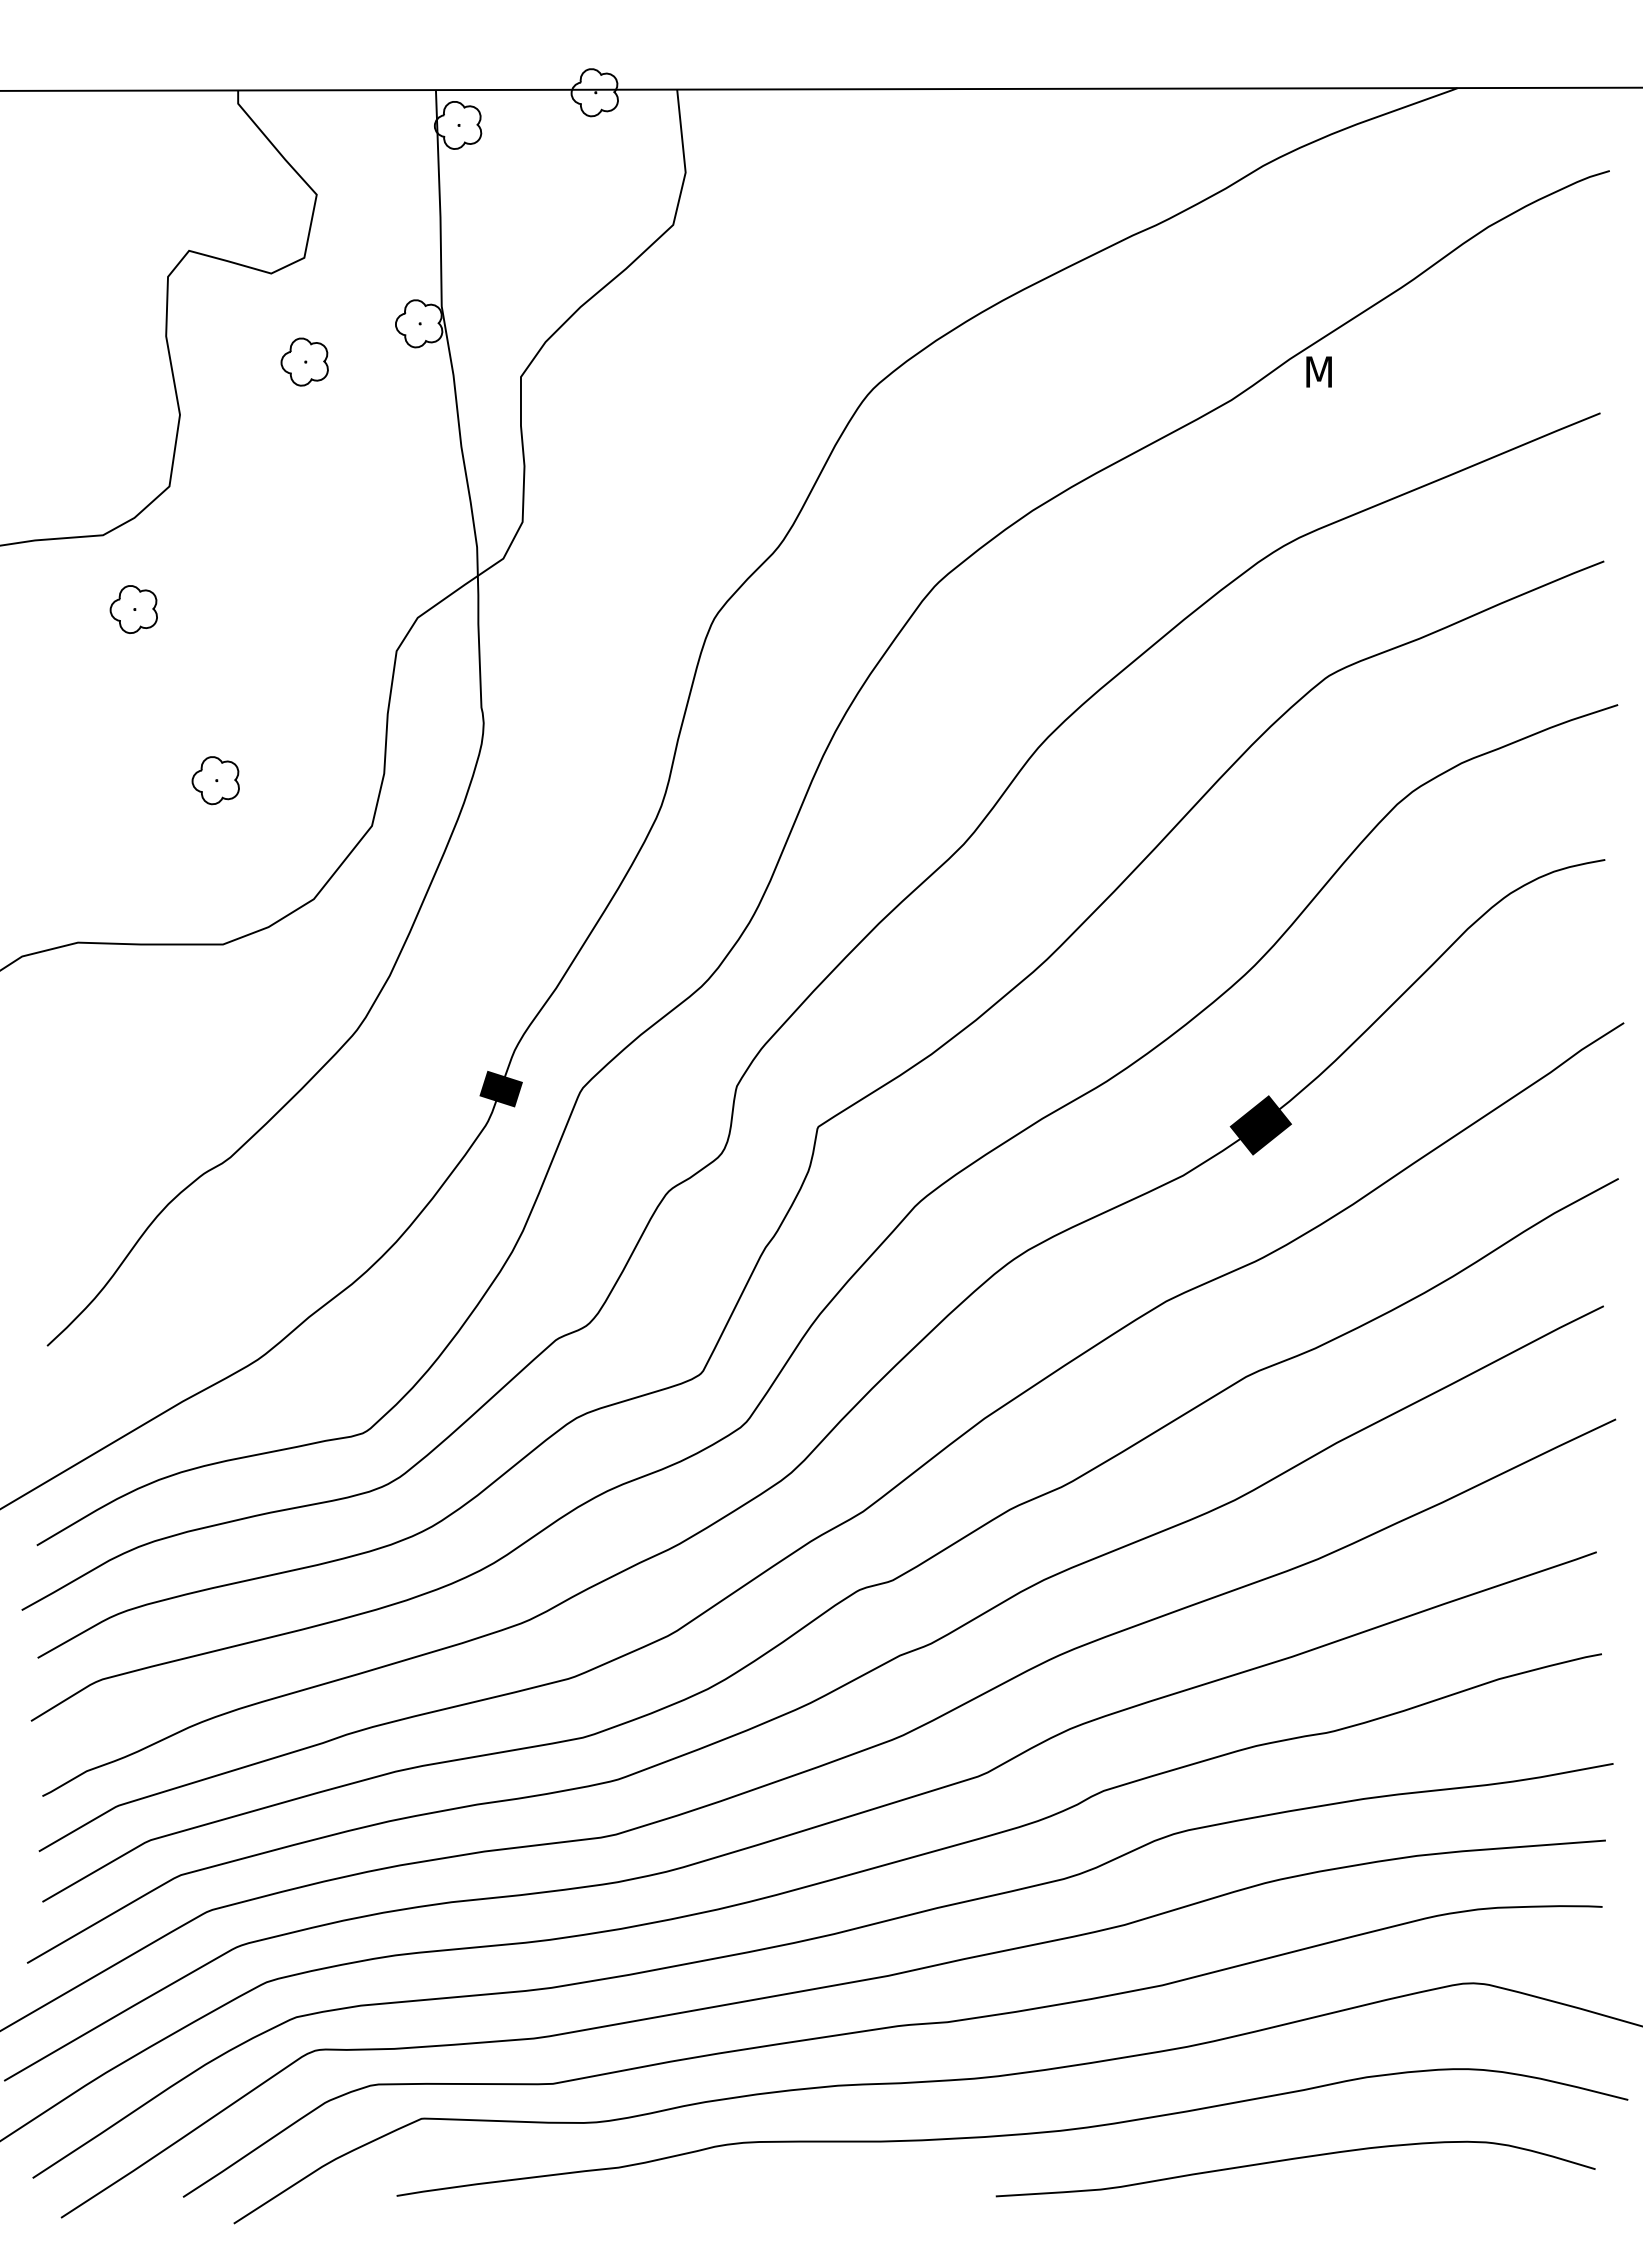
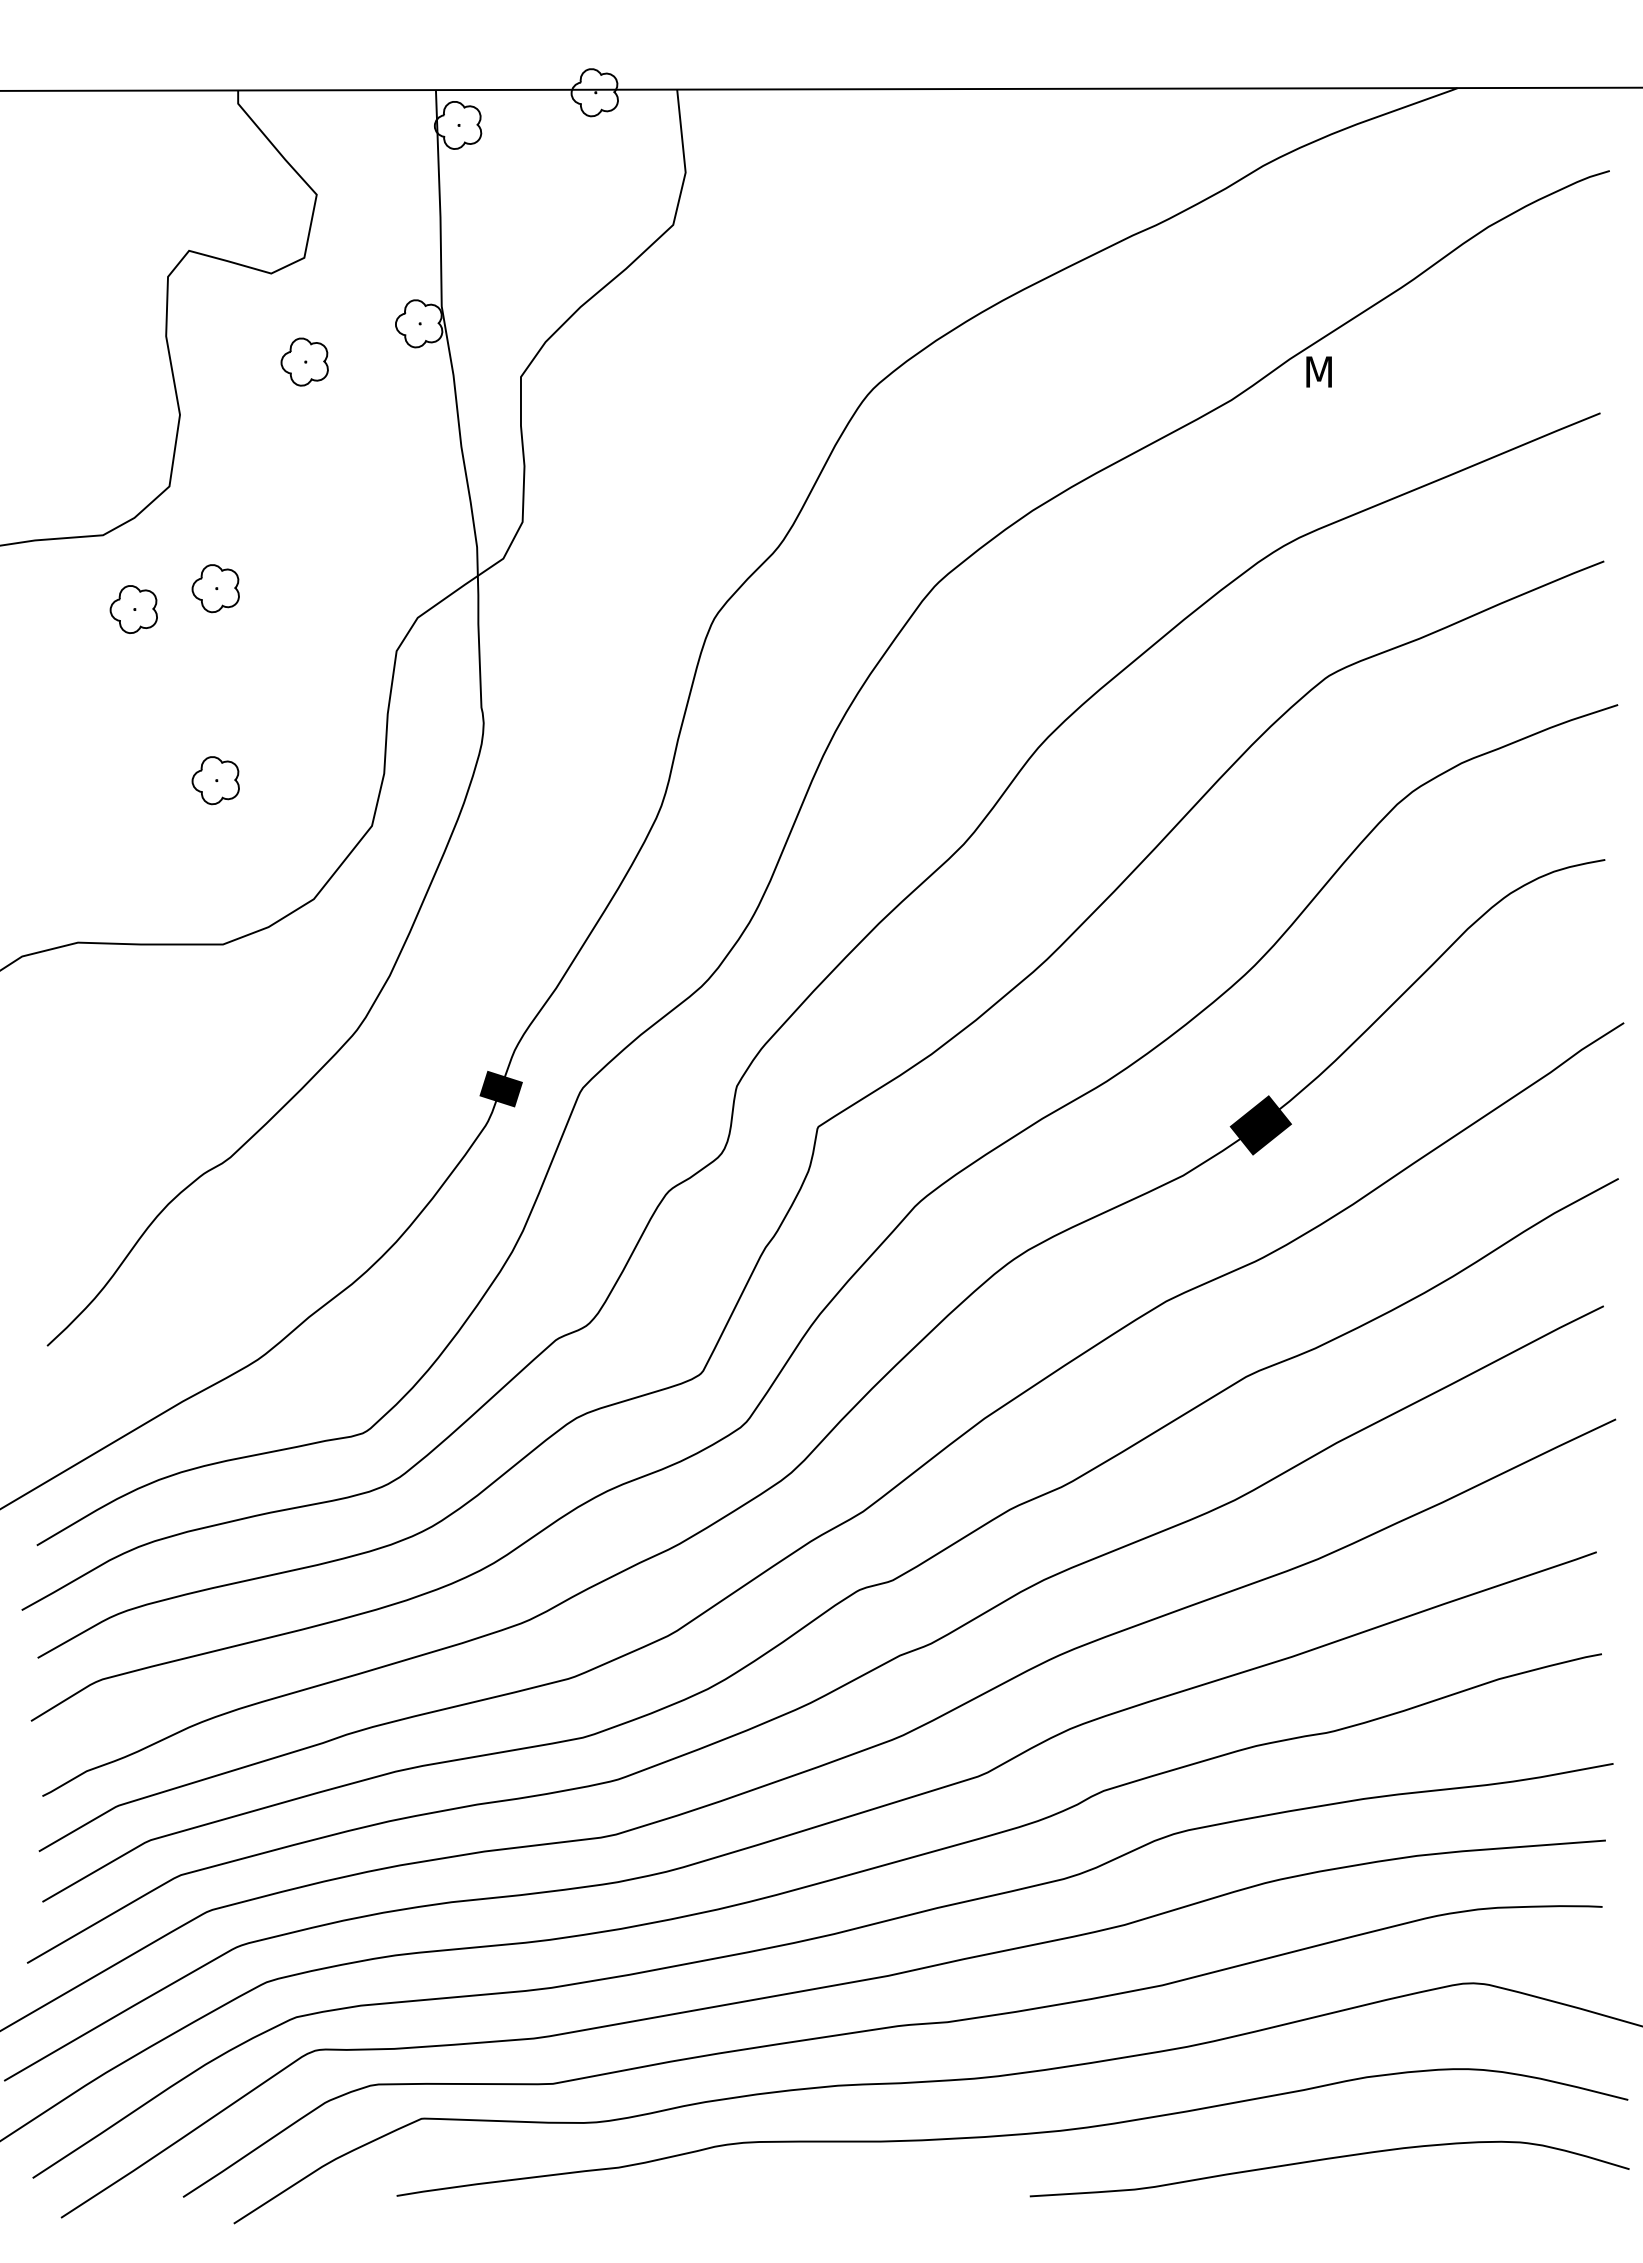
part: none -> present (215, 588)
curve position: (1295, 2159) -> (1329, 2159) (1329, 2159)
